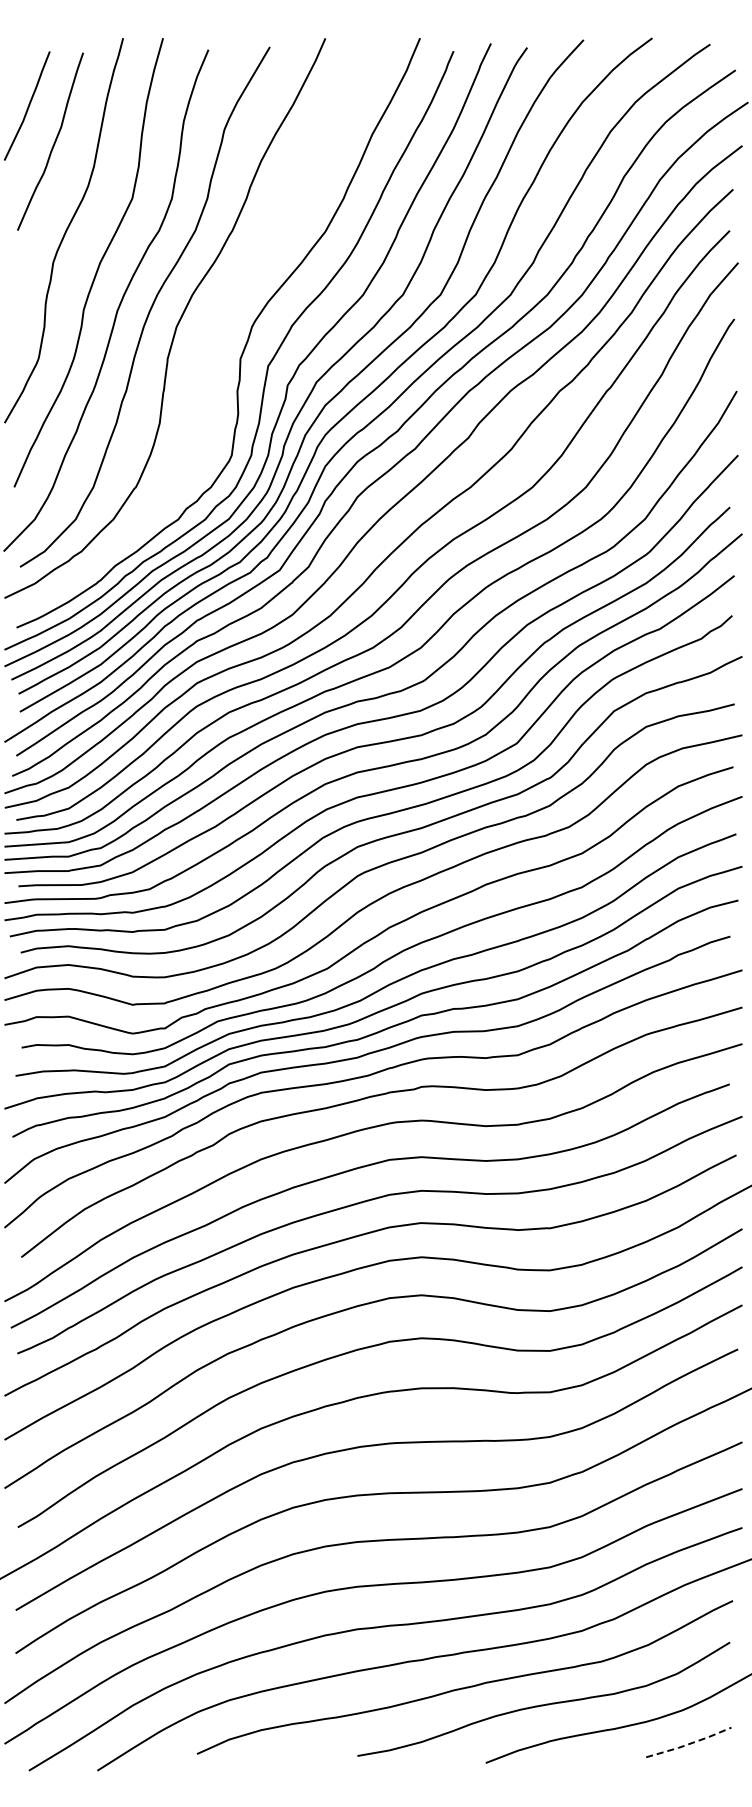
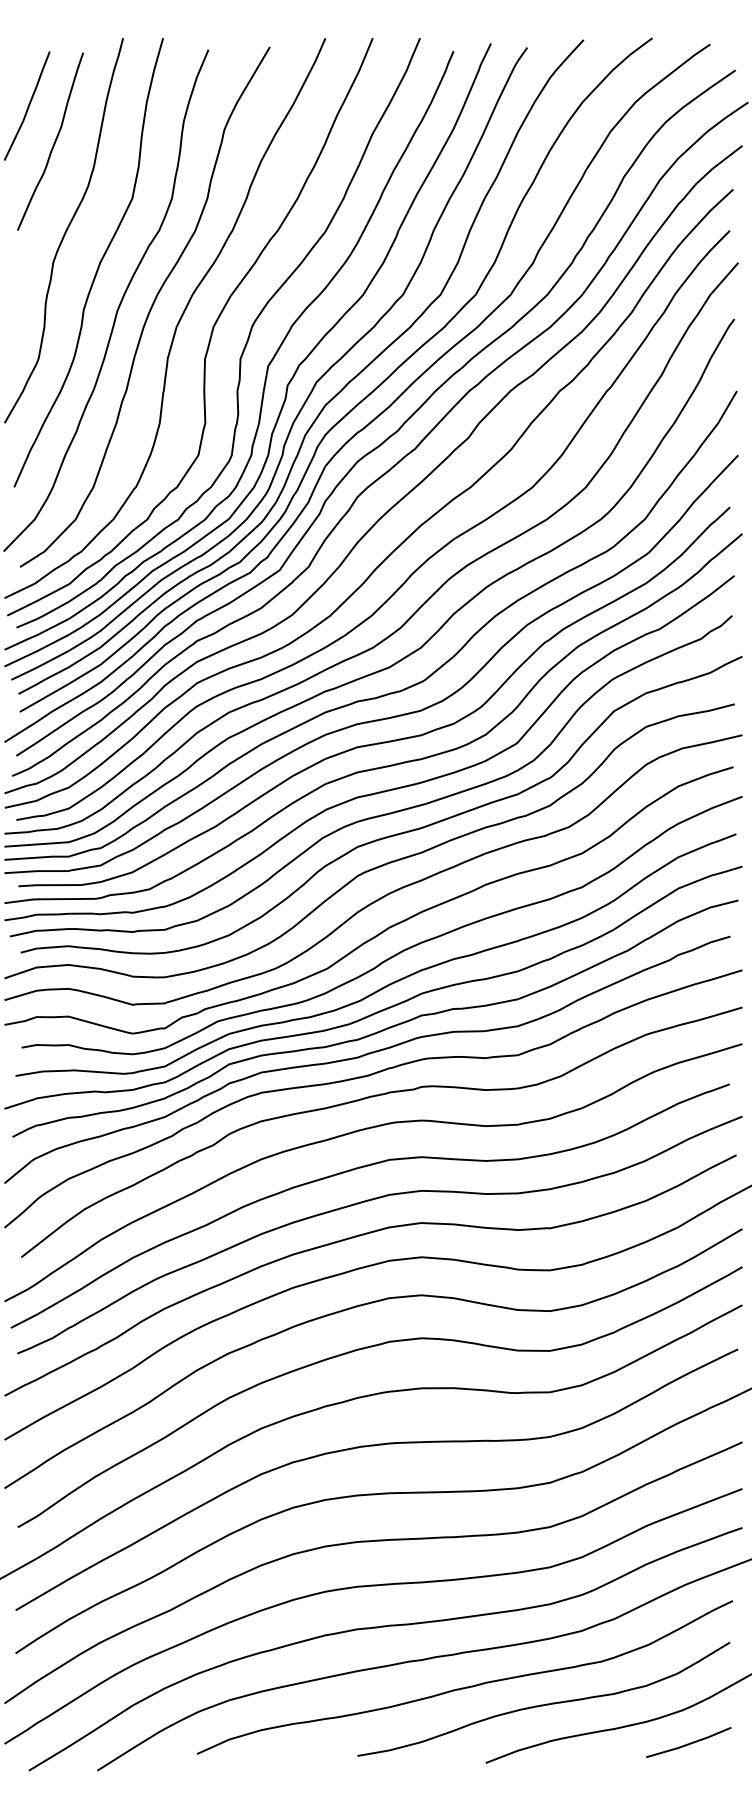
curve: none -> present (210, 334)
line: dashed -> solid (689, 1744)
